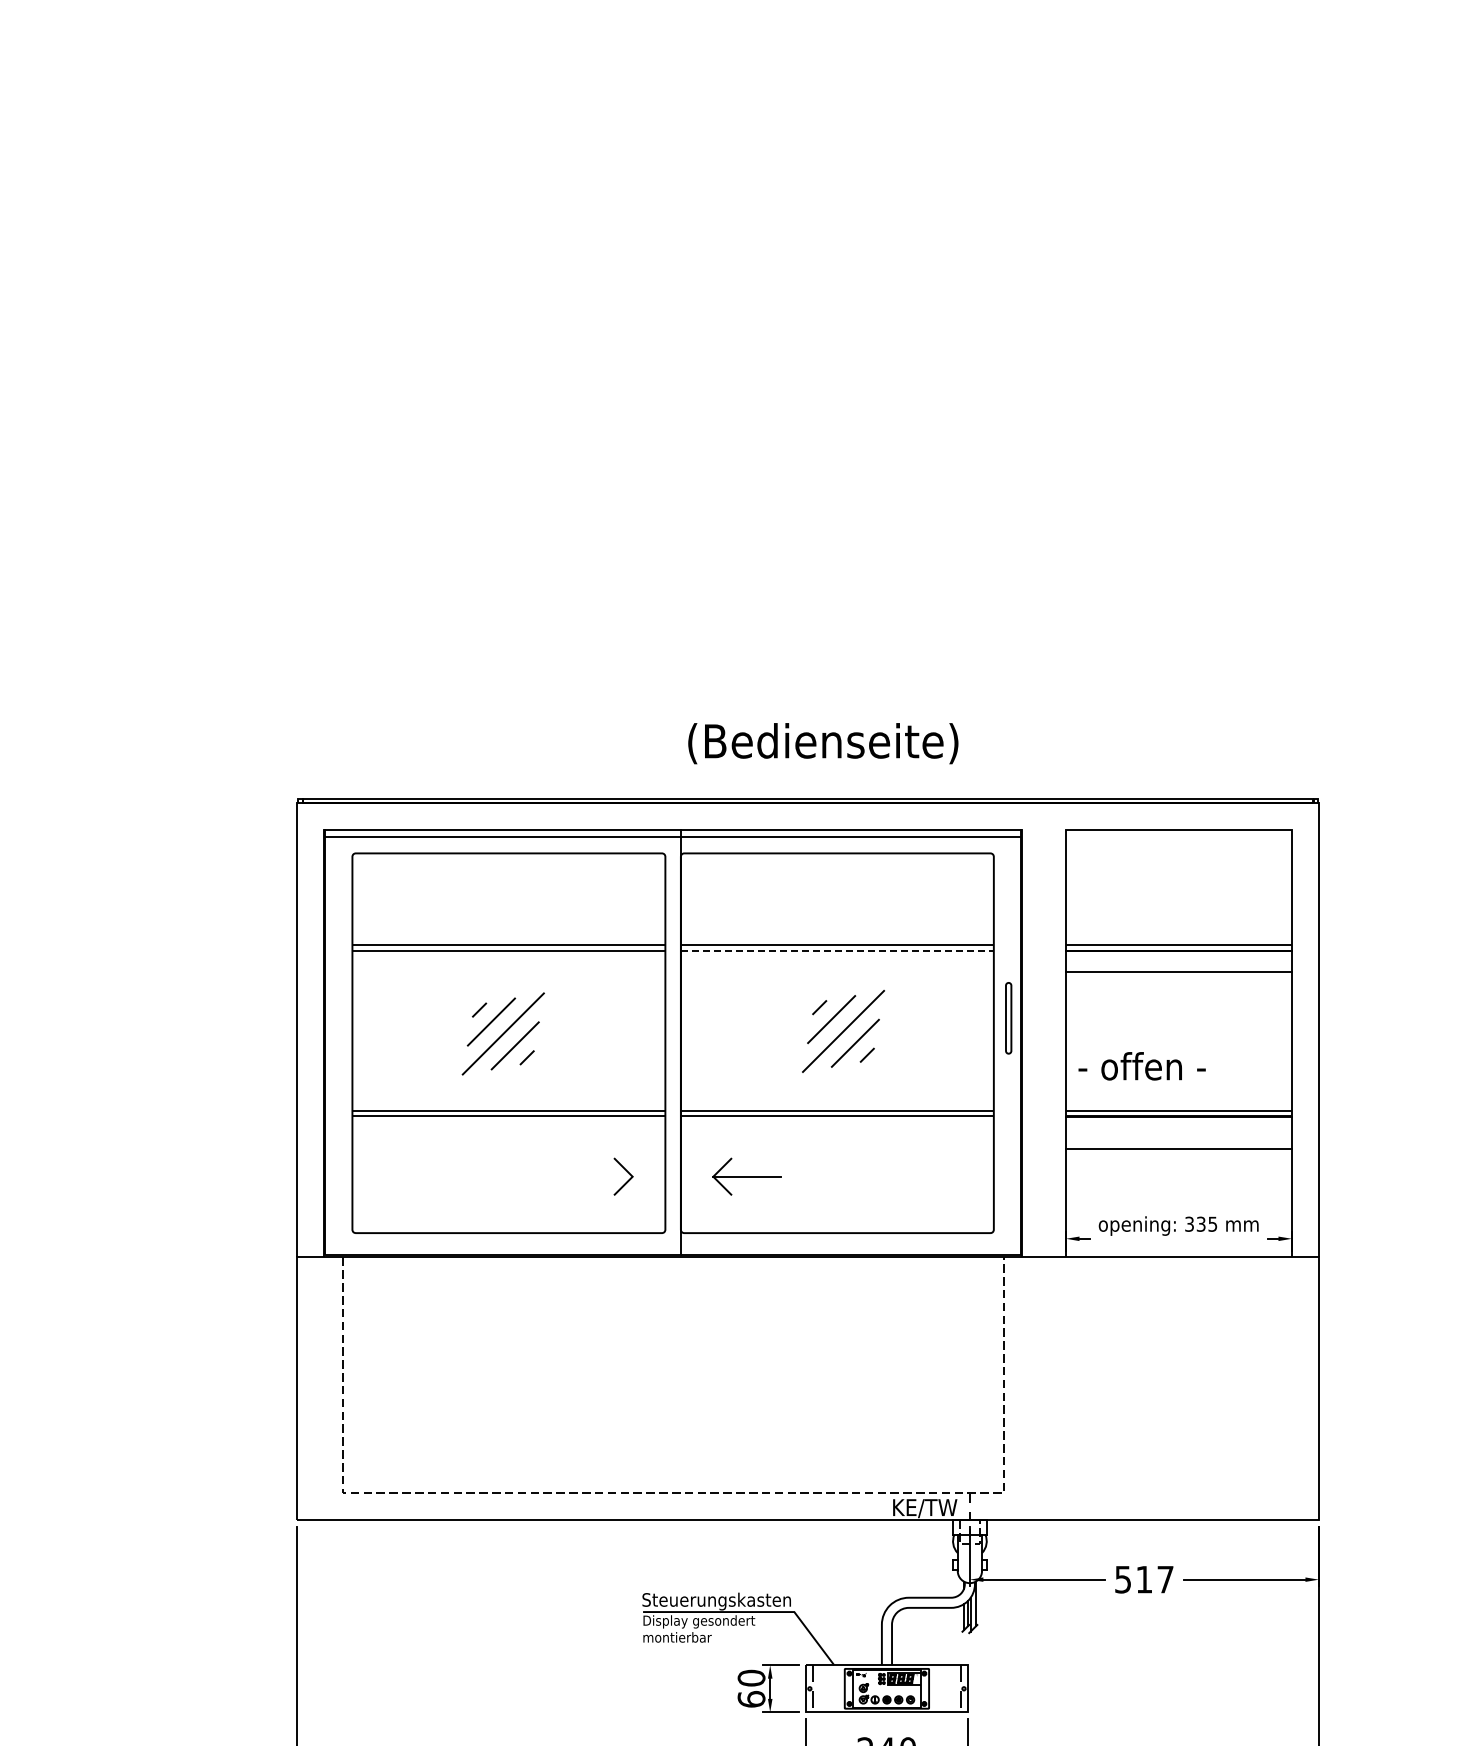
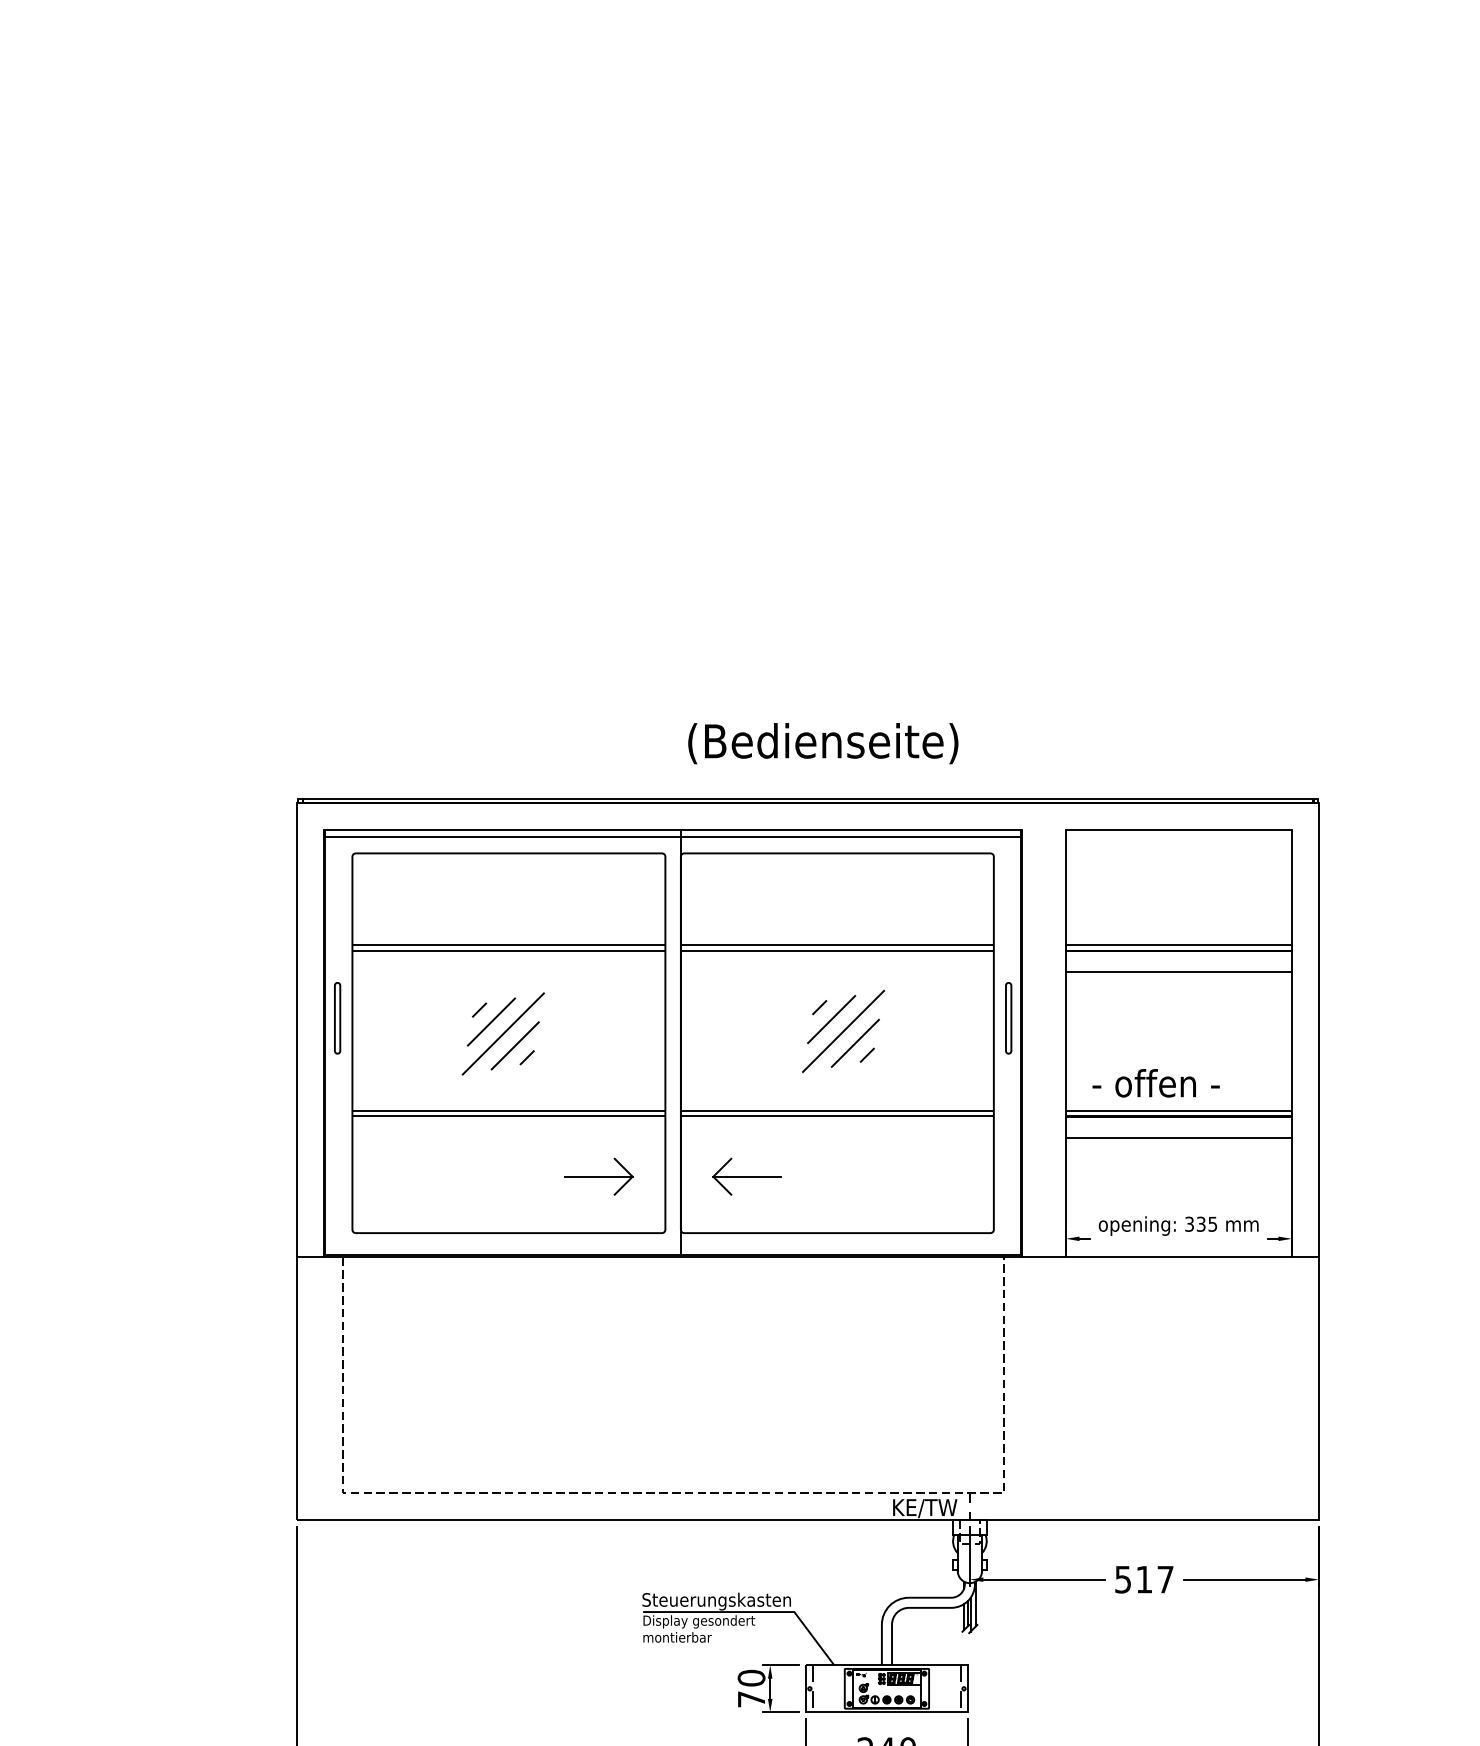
line: dashed -> solid (837, 950)
part: none -> present (337, 1018)
text position: (1141, 1066) -> (1155, 1083) (1155, 1083)
line position: (1178, 1149) -> (1178, 1138) (1178, 1138)
line: none -> present (598, 1176)
text: 60 -> 70 (751, 1698)
